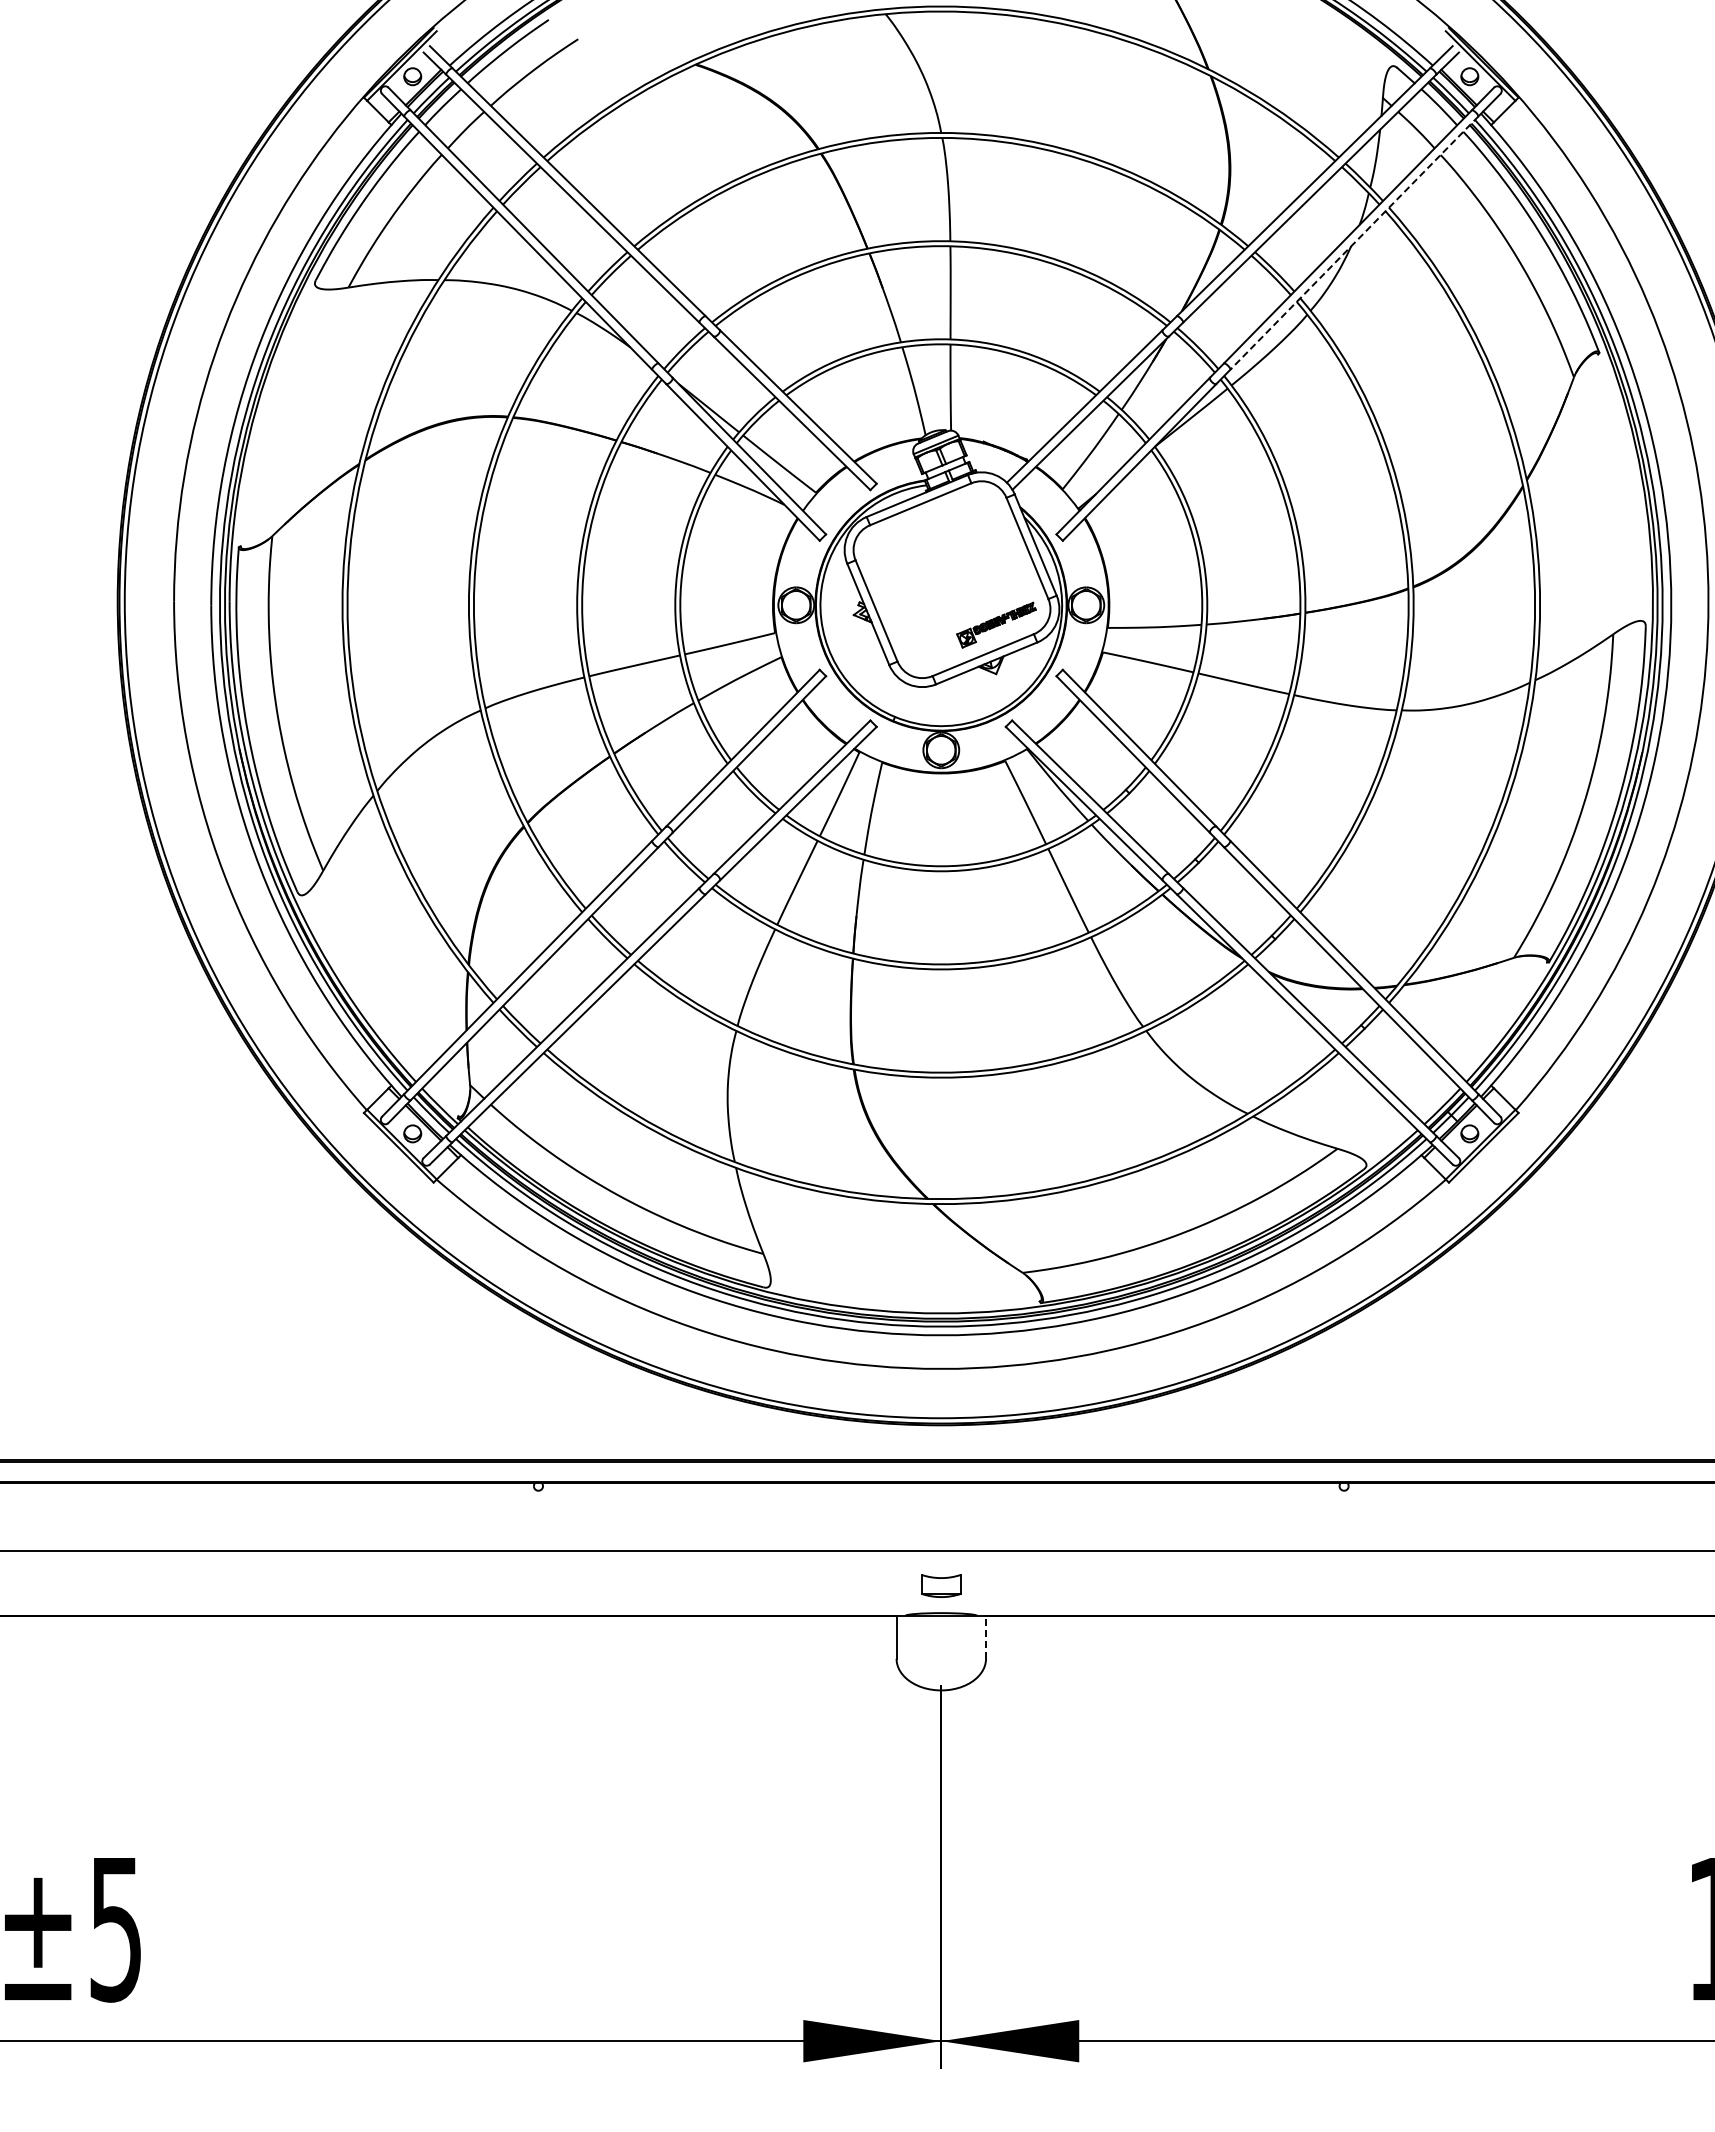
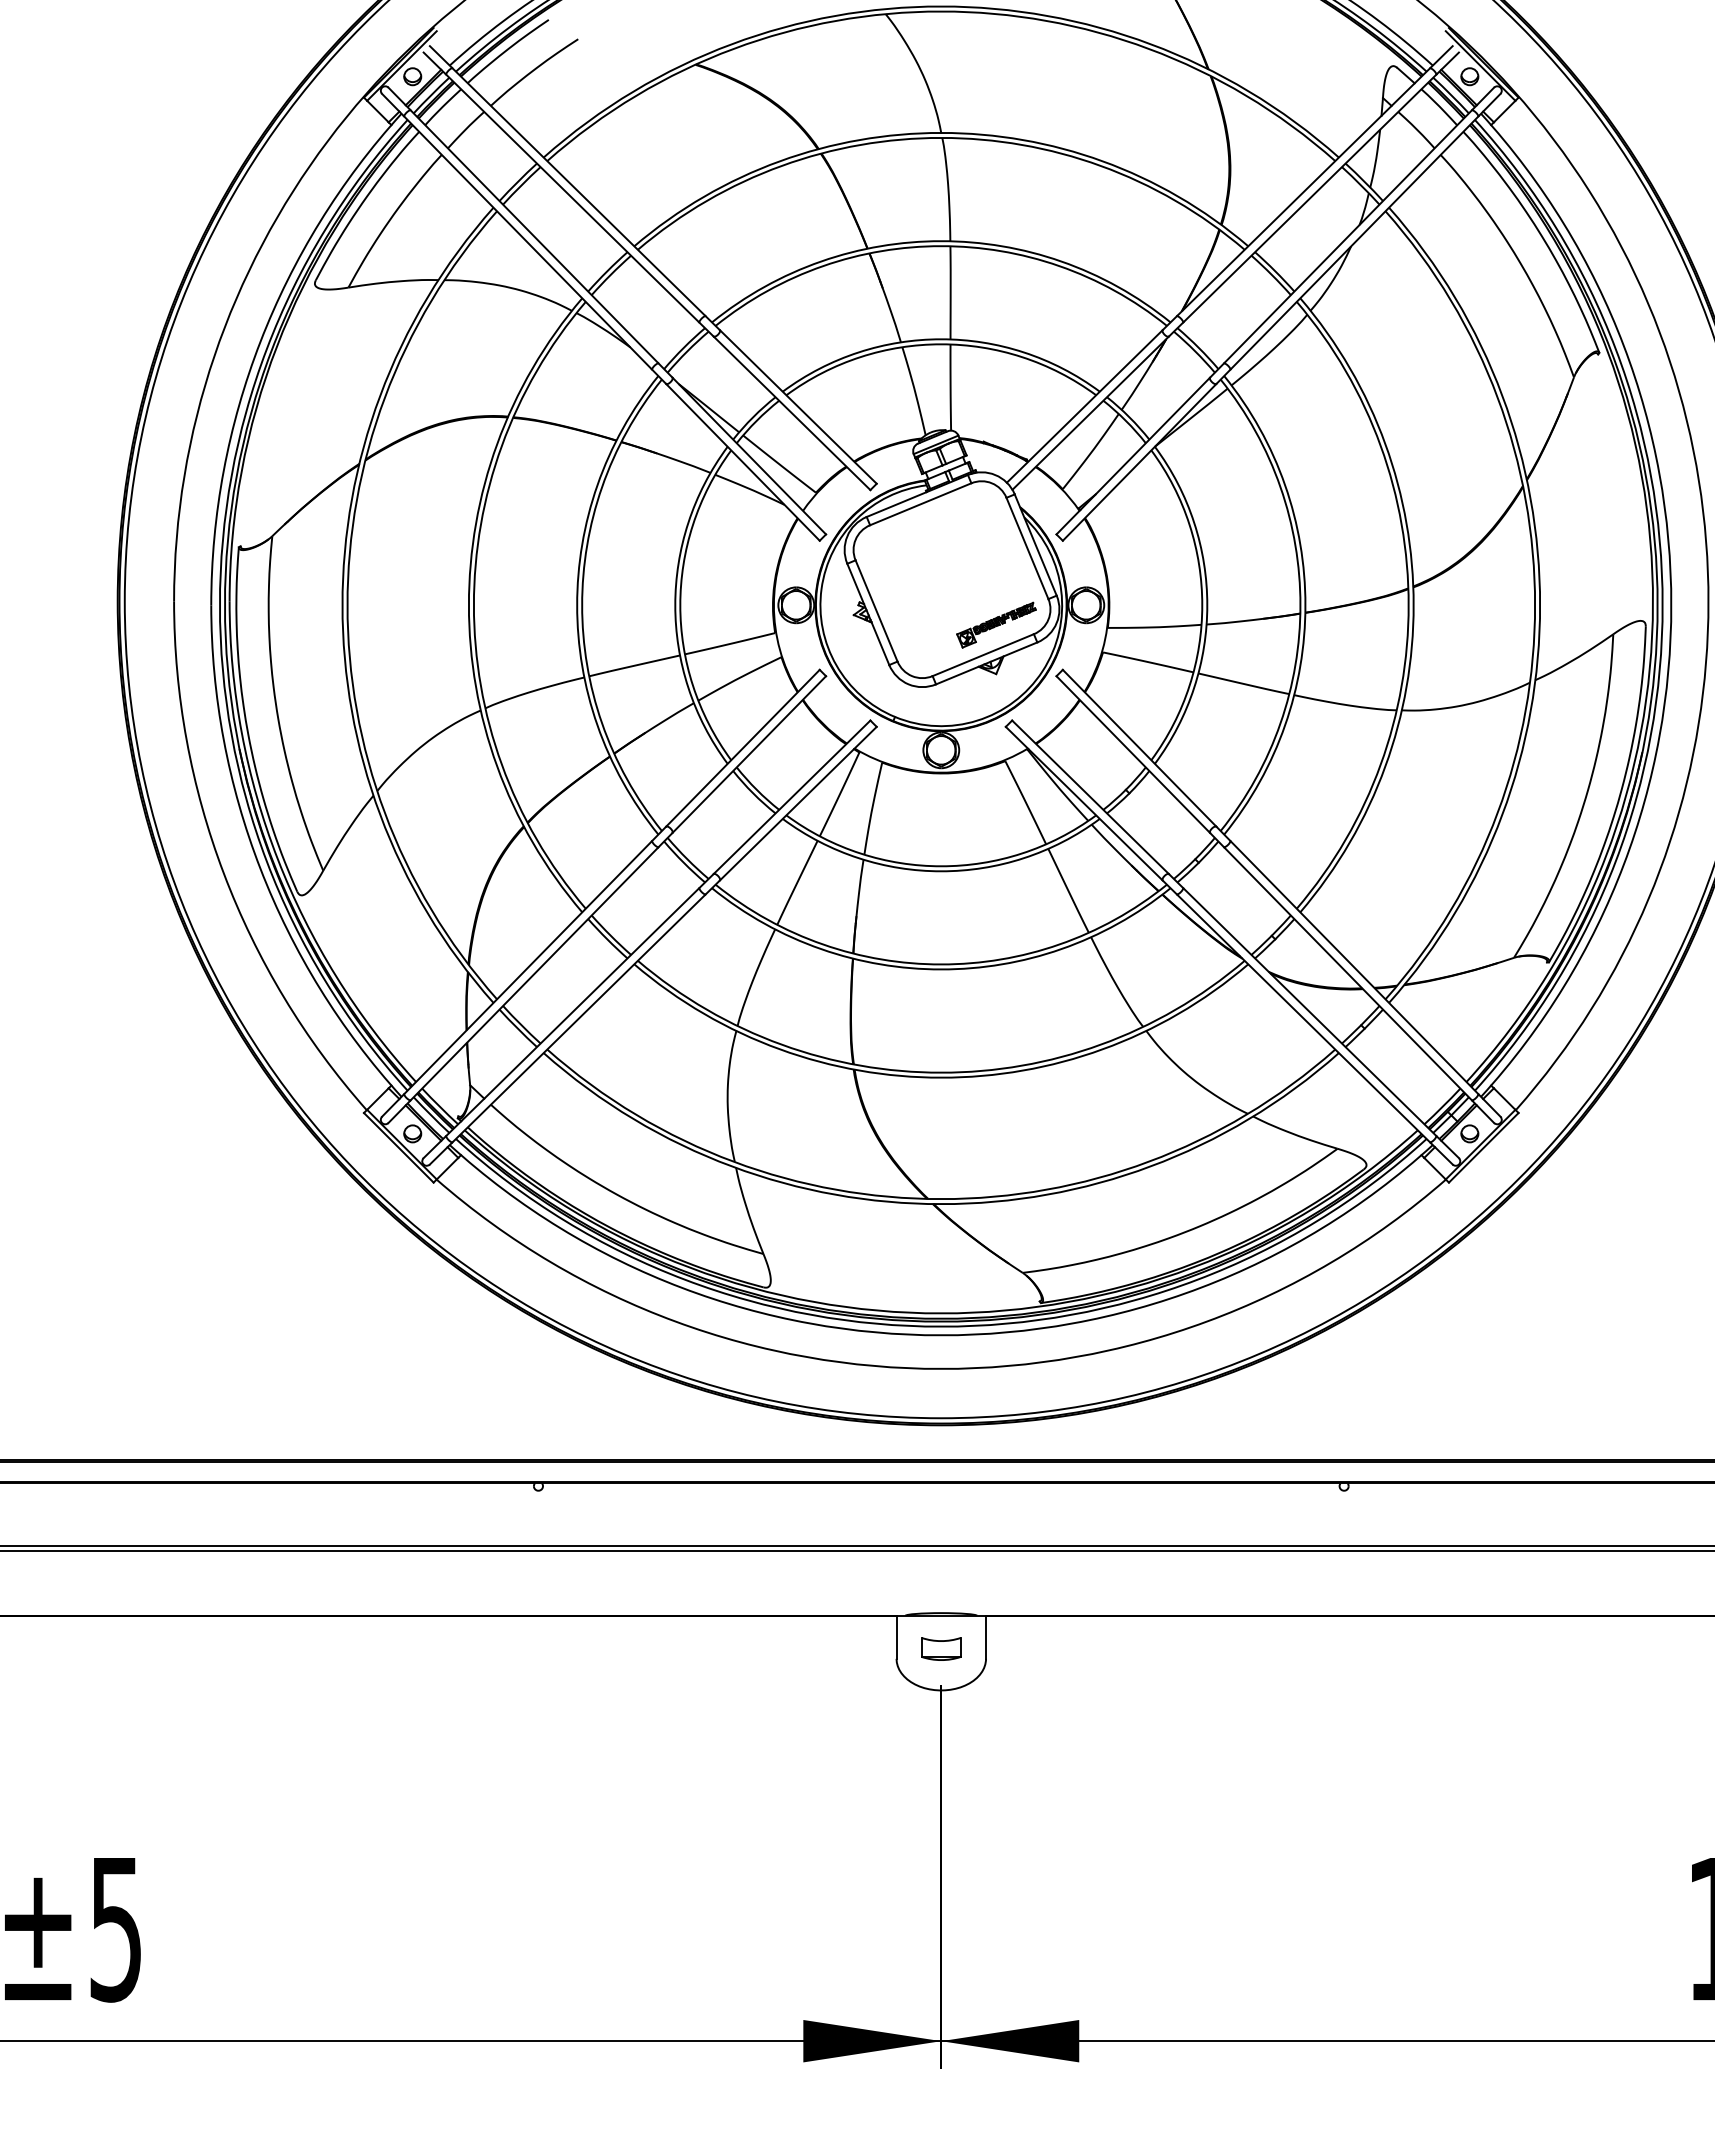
line: dashed -> solid (1354, 243)
line: none -> present (856, 1546)
part position: (941, 1585) -> (941, 1648) (941, 1648)
line: dashed -> solid (986, 1637)
